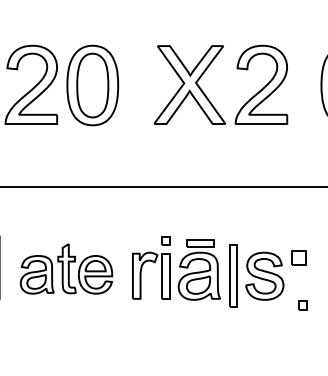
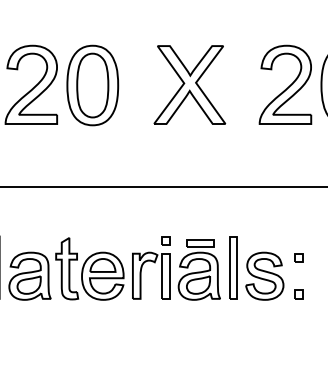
part position: (261, 84) -> (285, 84) (285, 84)
part size: 16x16 px -> 10x10 px (298, 257)
part size: 95x52 px -> 117x64 px (66, 268)
part position: (233, 275) -> (233, 267) (233, 267)
part position: (302, 305) -> (298, 294) (298, 294)
